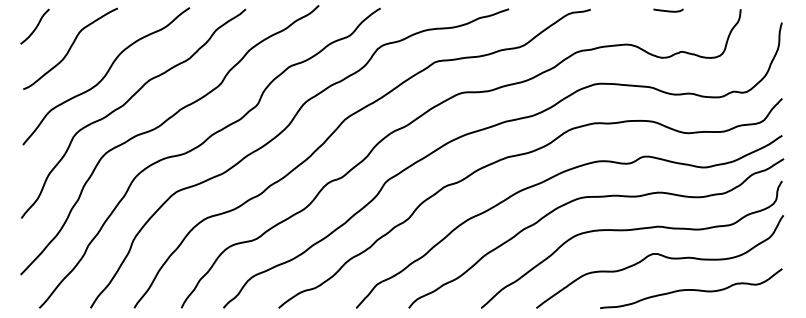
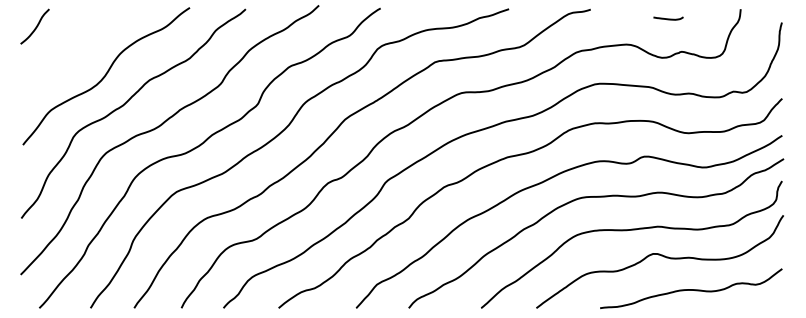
curve position: (668, 10) -> (668, 18) (668, 18)
curve: present -> none (70, 48)
